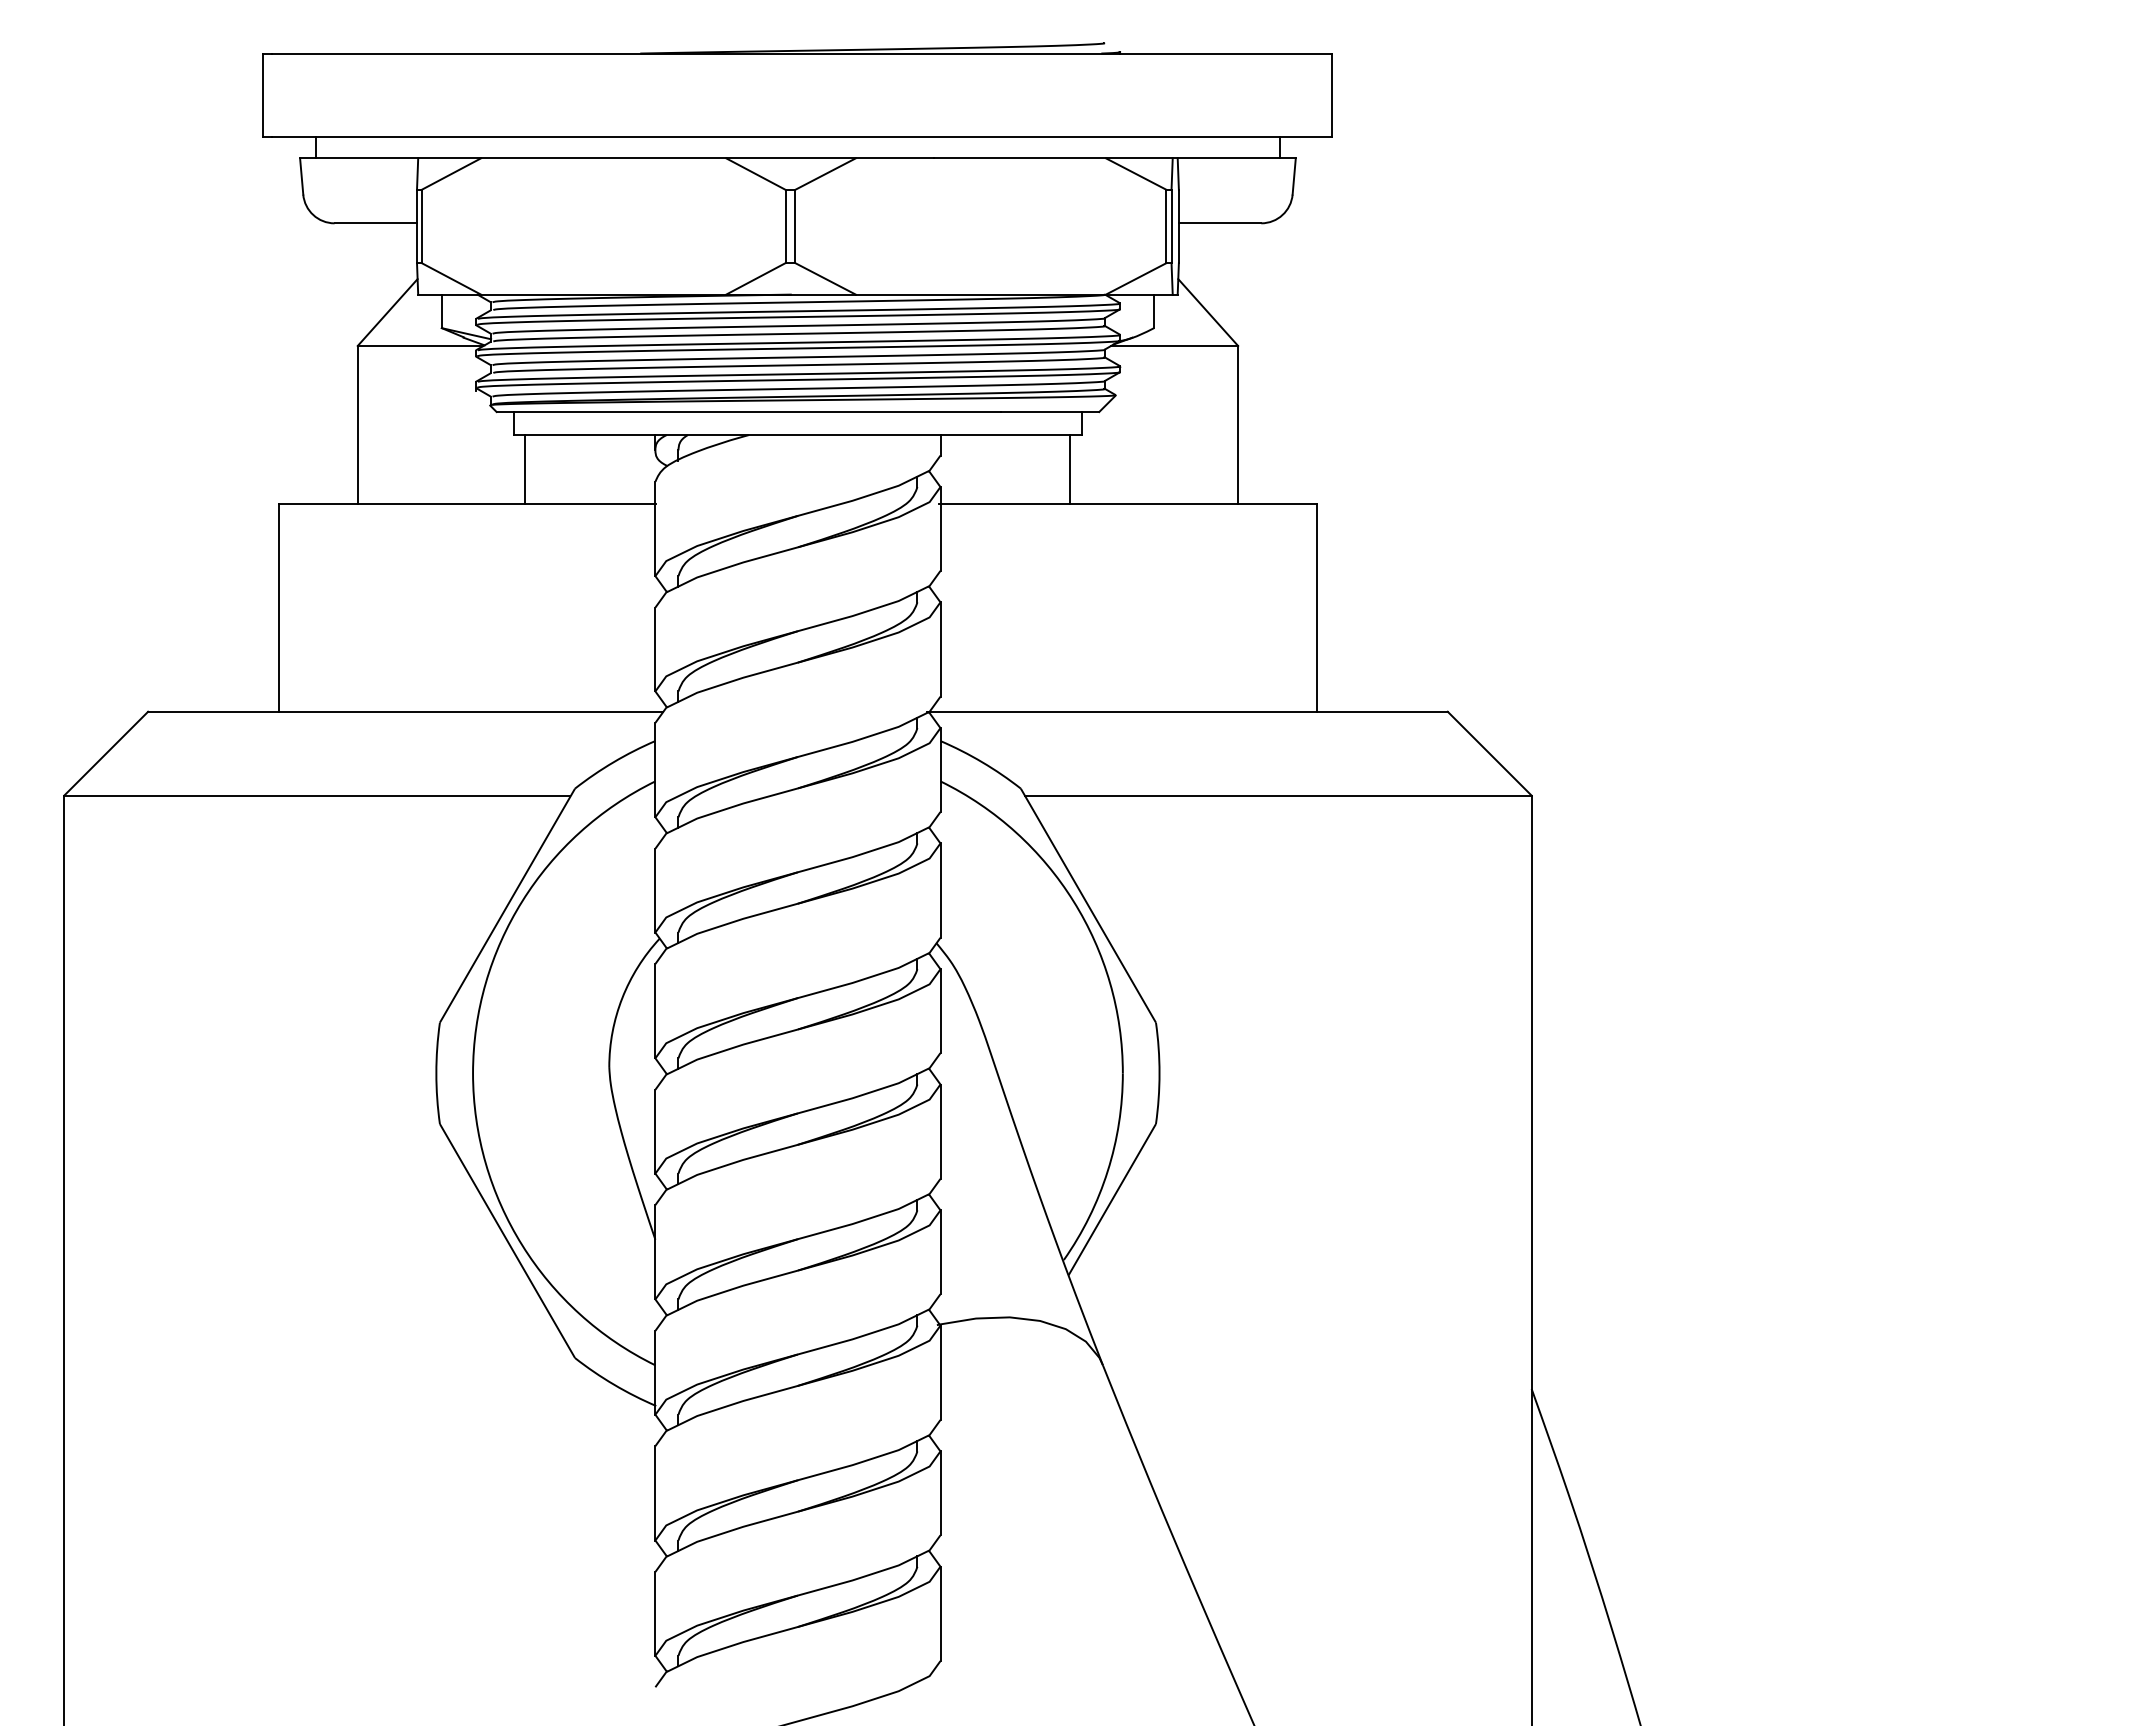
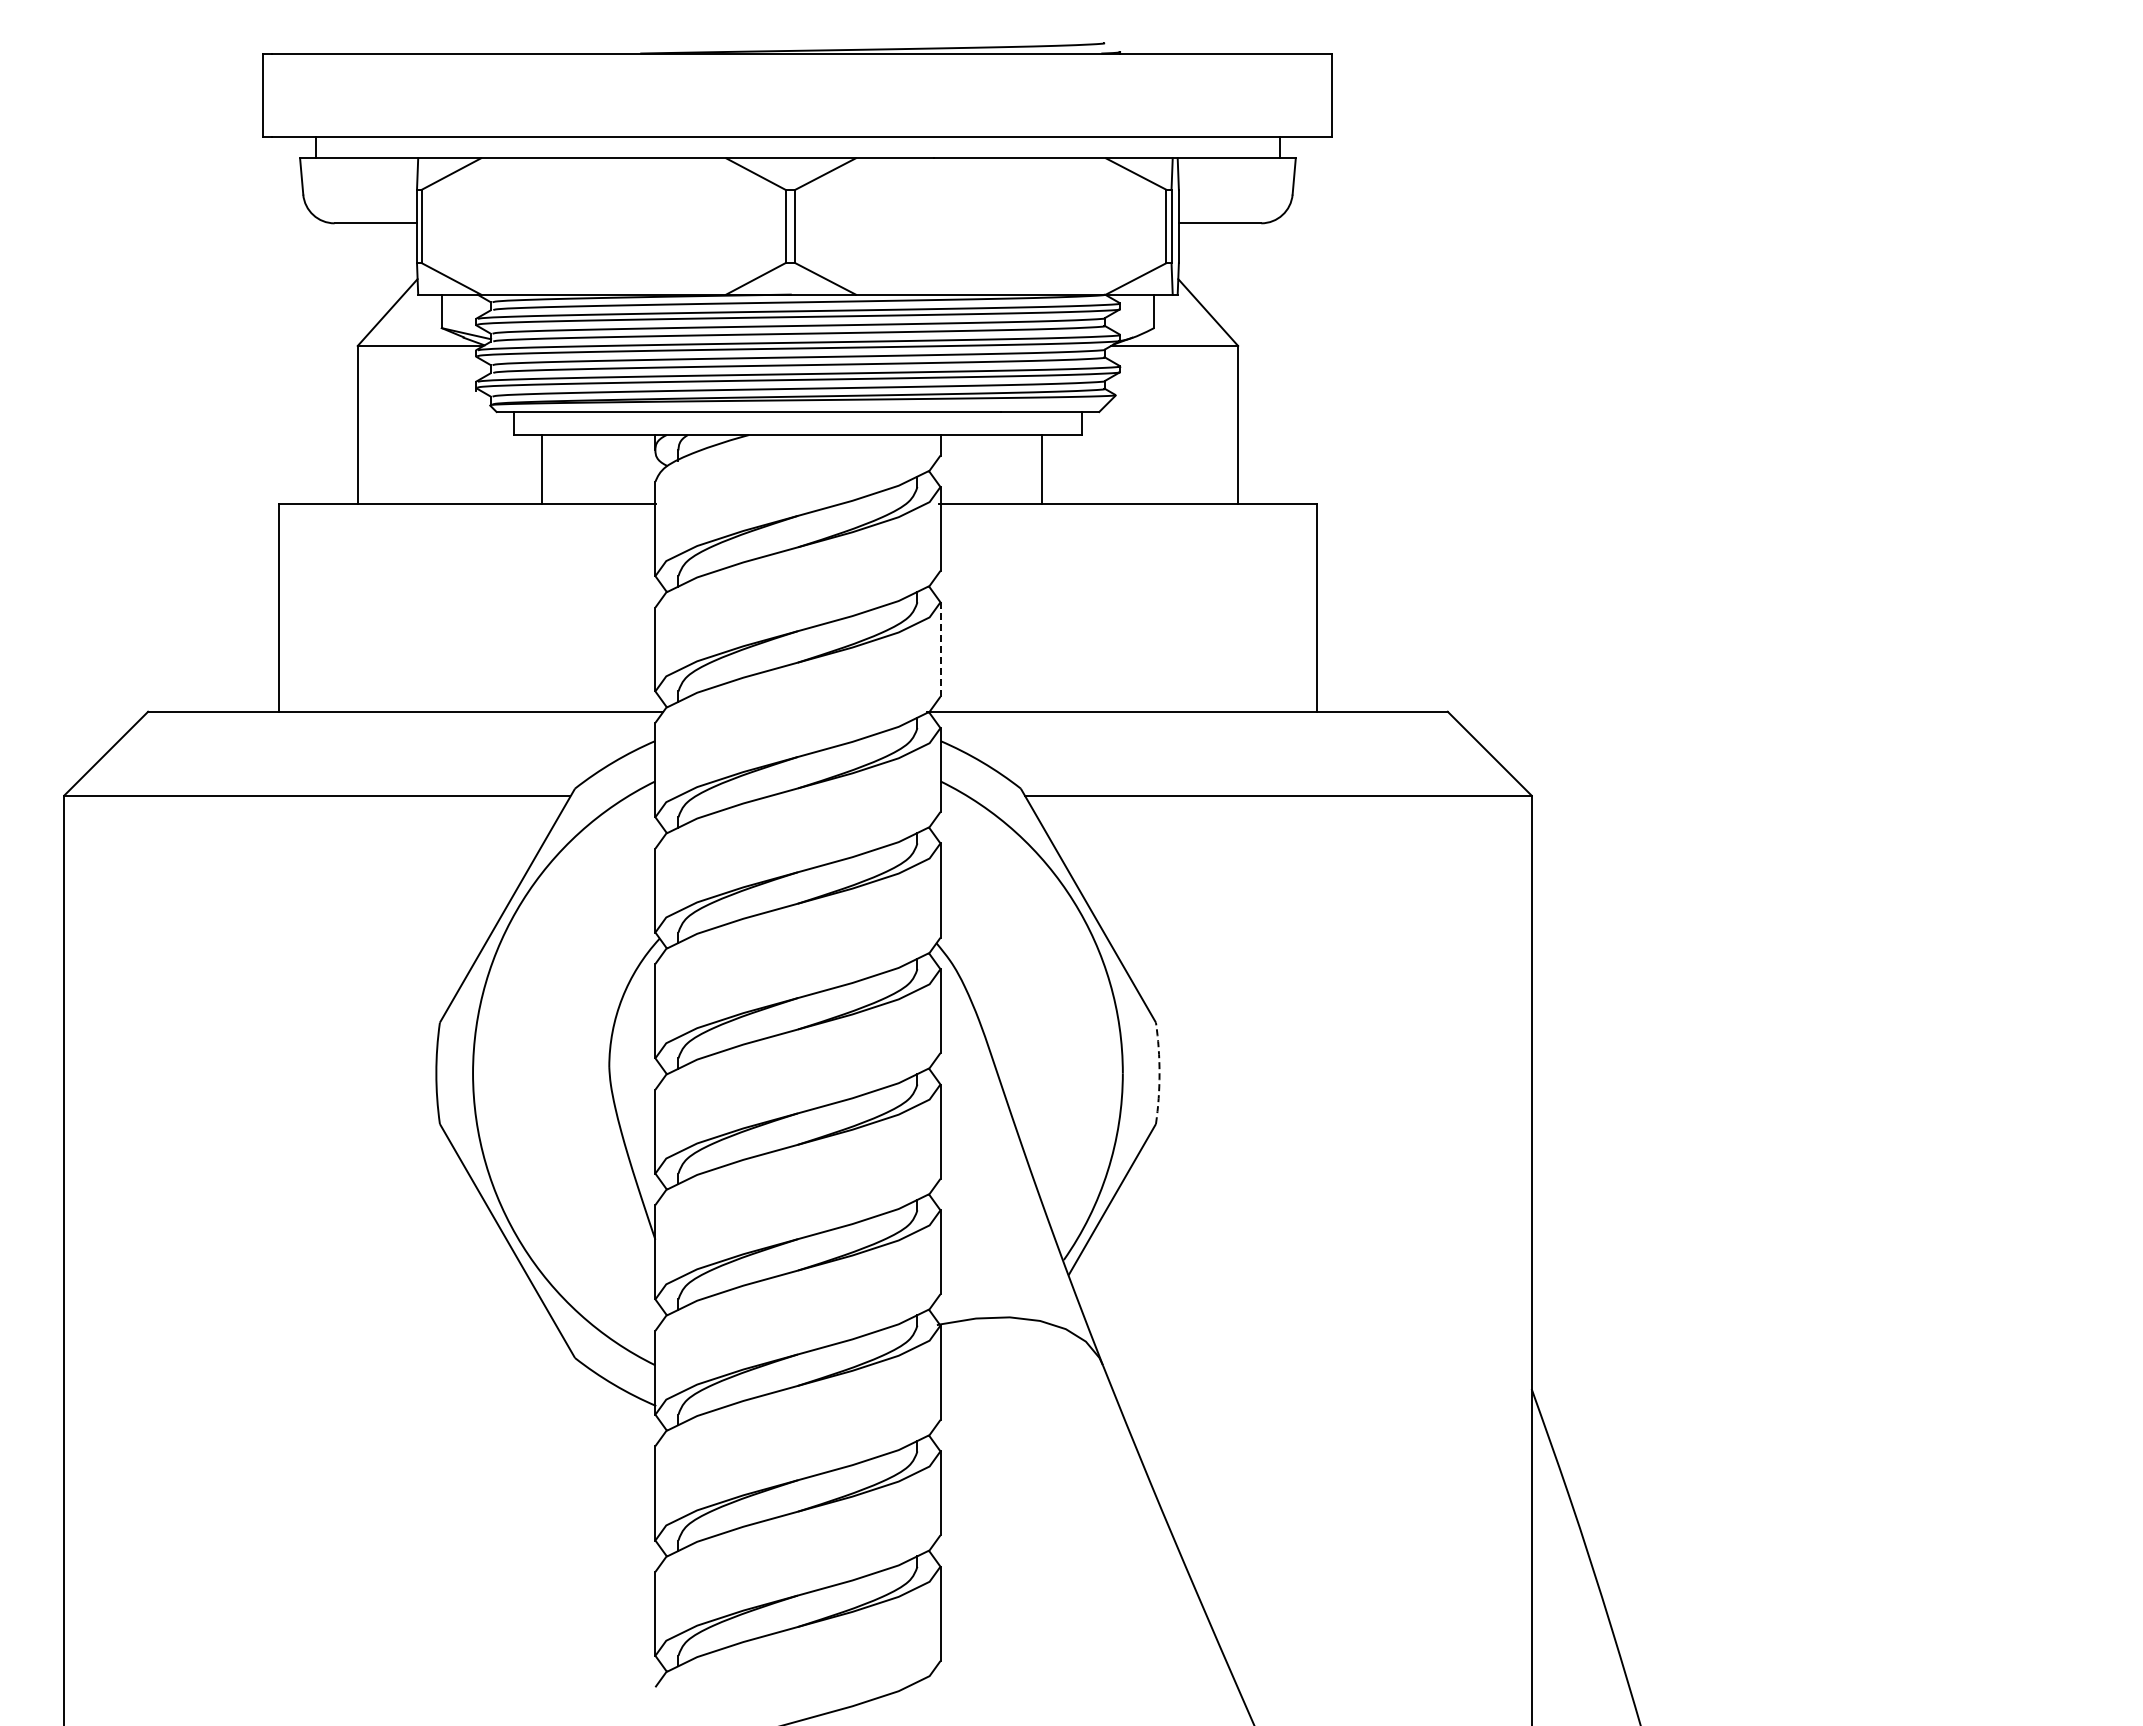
line position: (525, 469) -> (542, 469) (542, 469)
line position: (1070, 469) -> (1042, 469) (1042, 469)
line: solid -> dashed (940, 649)
arc: solid -> dashed (1159, 1073)
